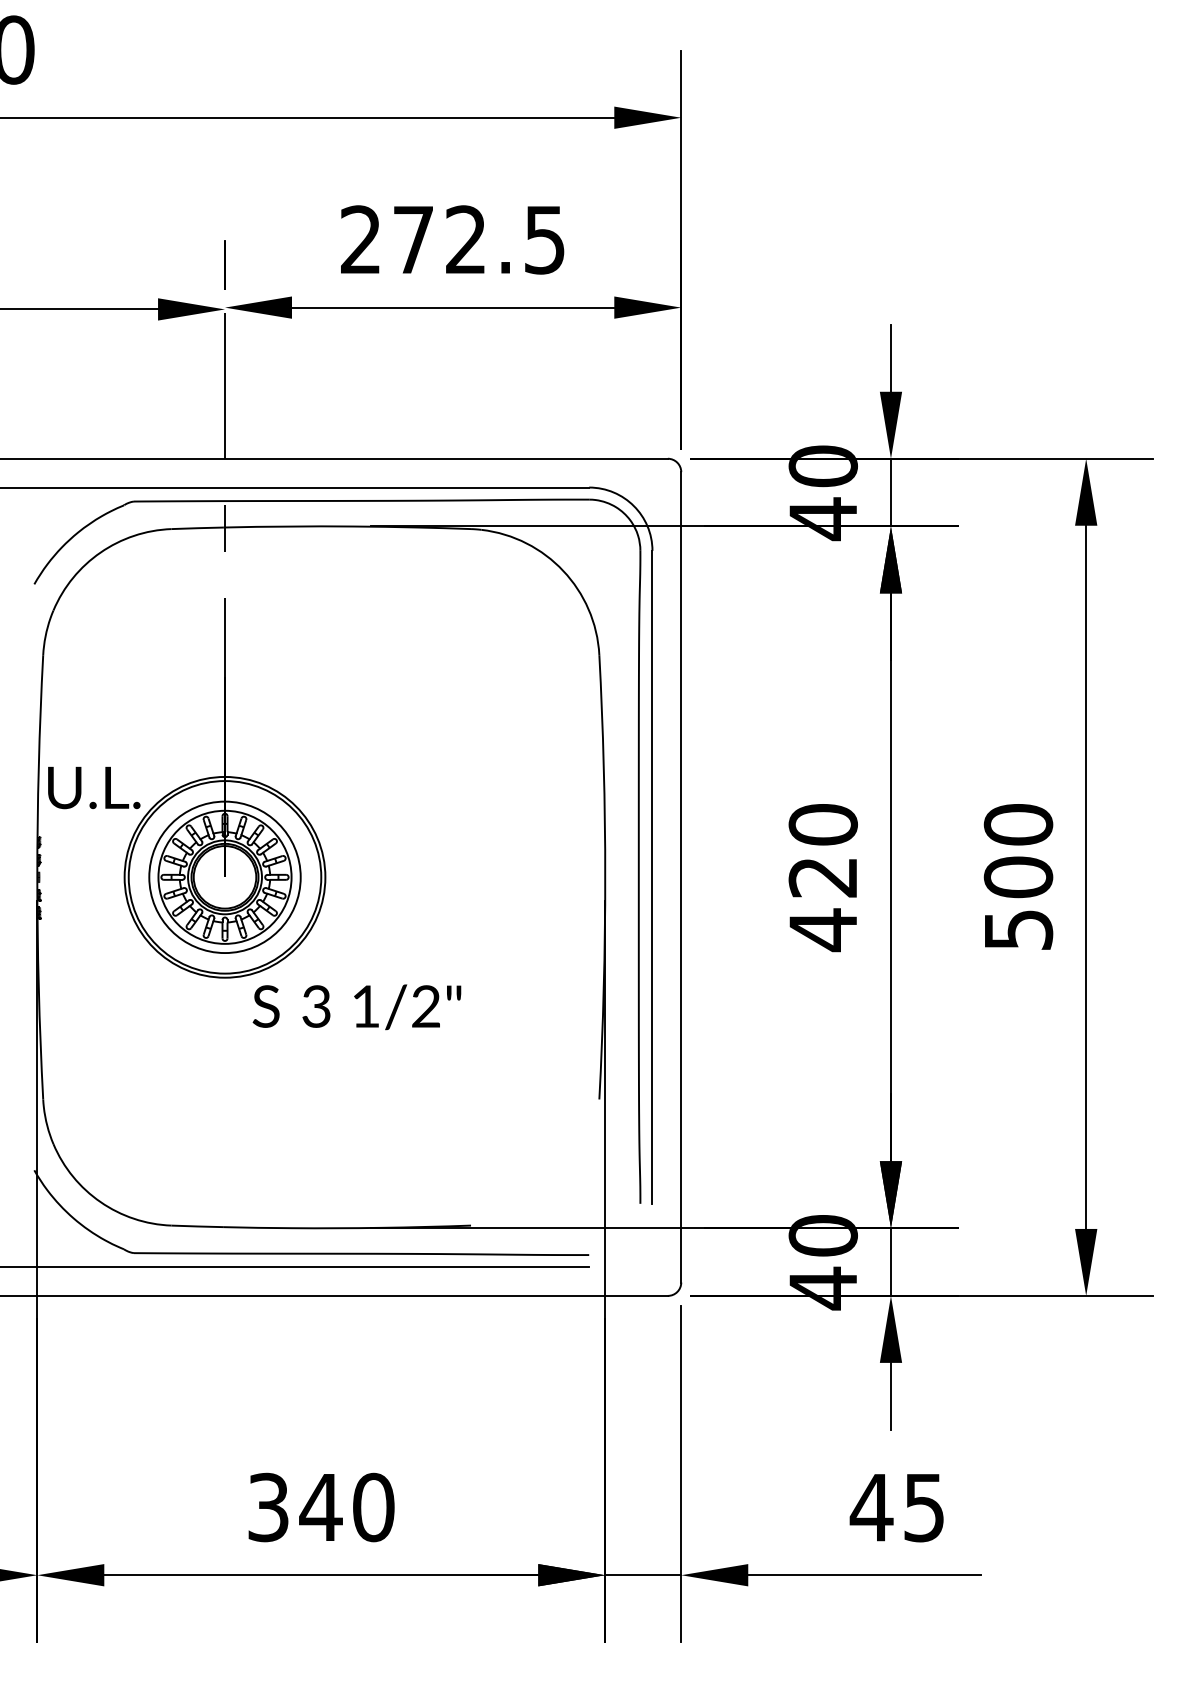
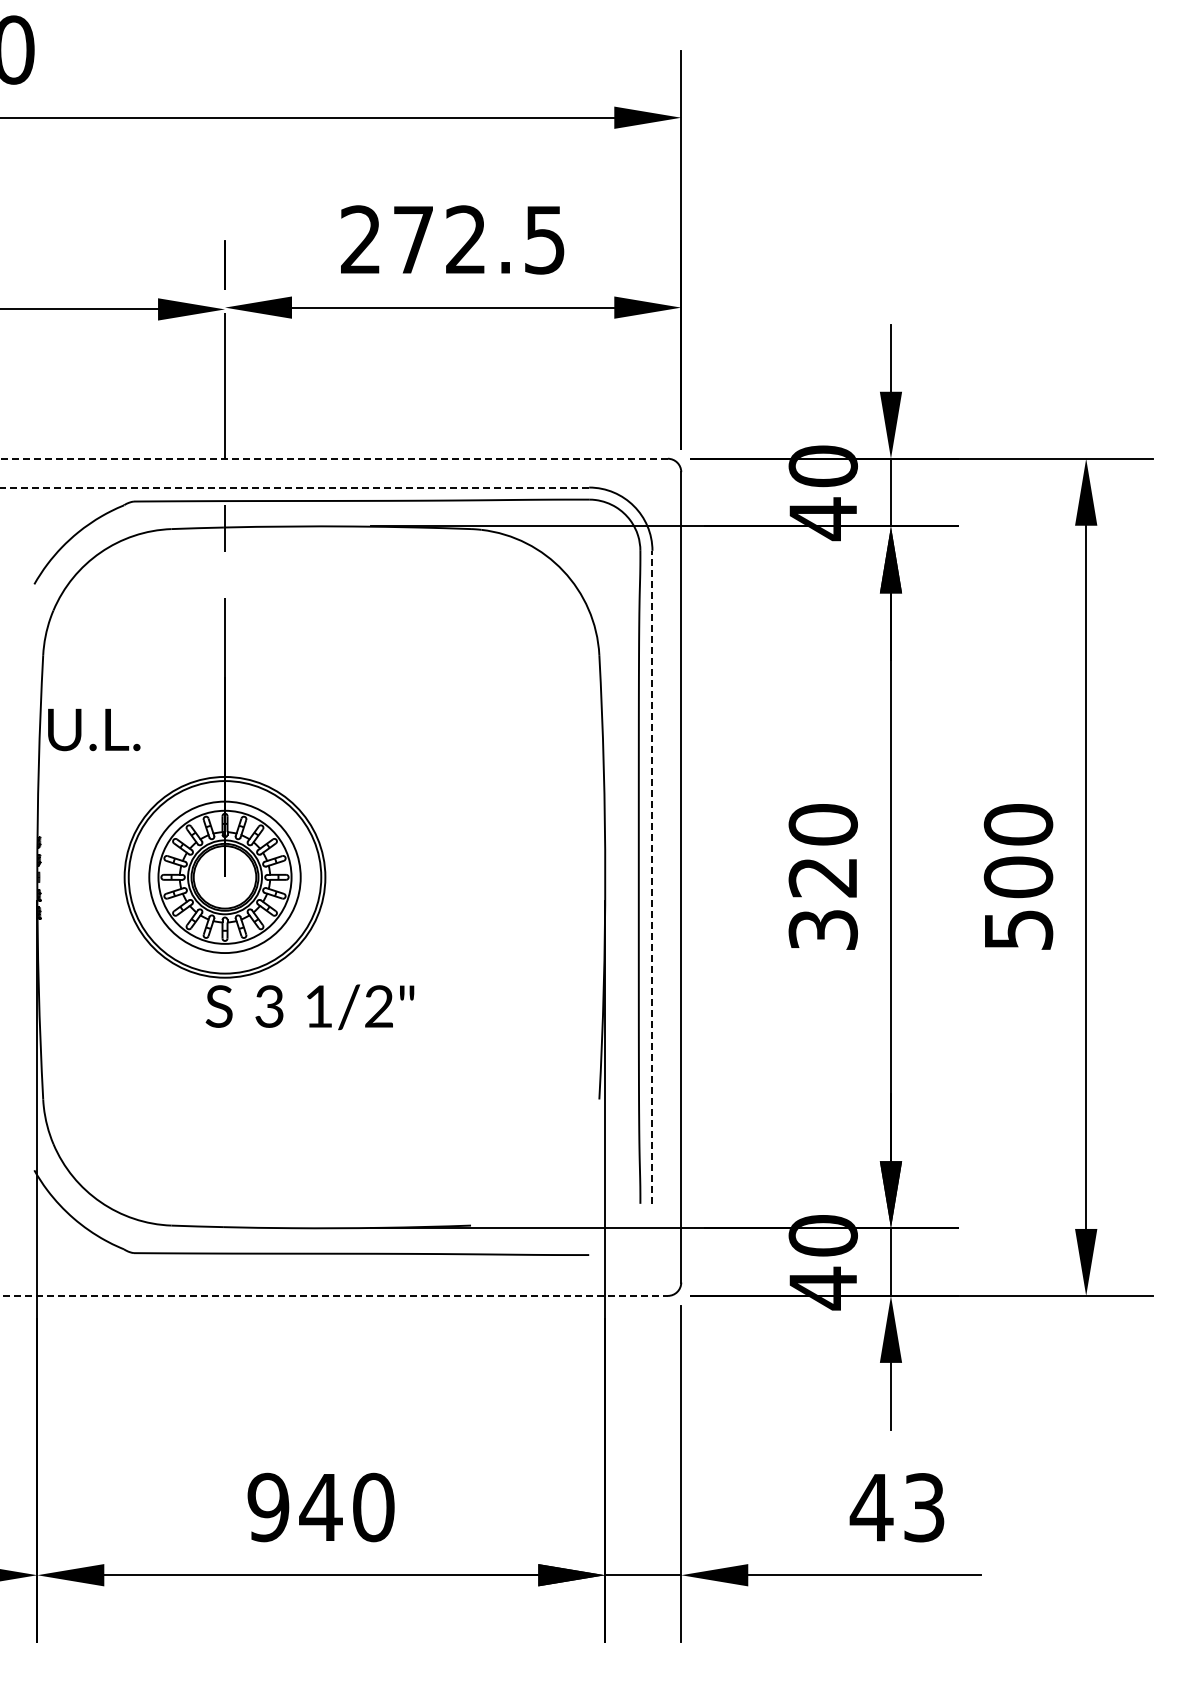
line: solid -> dashed (334, 458)
line: solid -> dashed (294, 487)
text position: (94, 787) -> (94, 729) (94, 729)
line: solid -> dashed (652, 876)
text: 420 -> 320 (822, 930)
text position: (356, 1007) -> (309, 1007) (309, 1007)
line: present -> none (295, 1267)
line: solid -> dashed (334, 1295)
text: 340 -> 940 (268, 1507)
text: 45 -> 43 (924, 1507)
